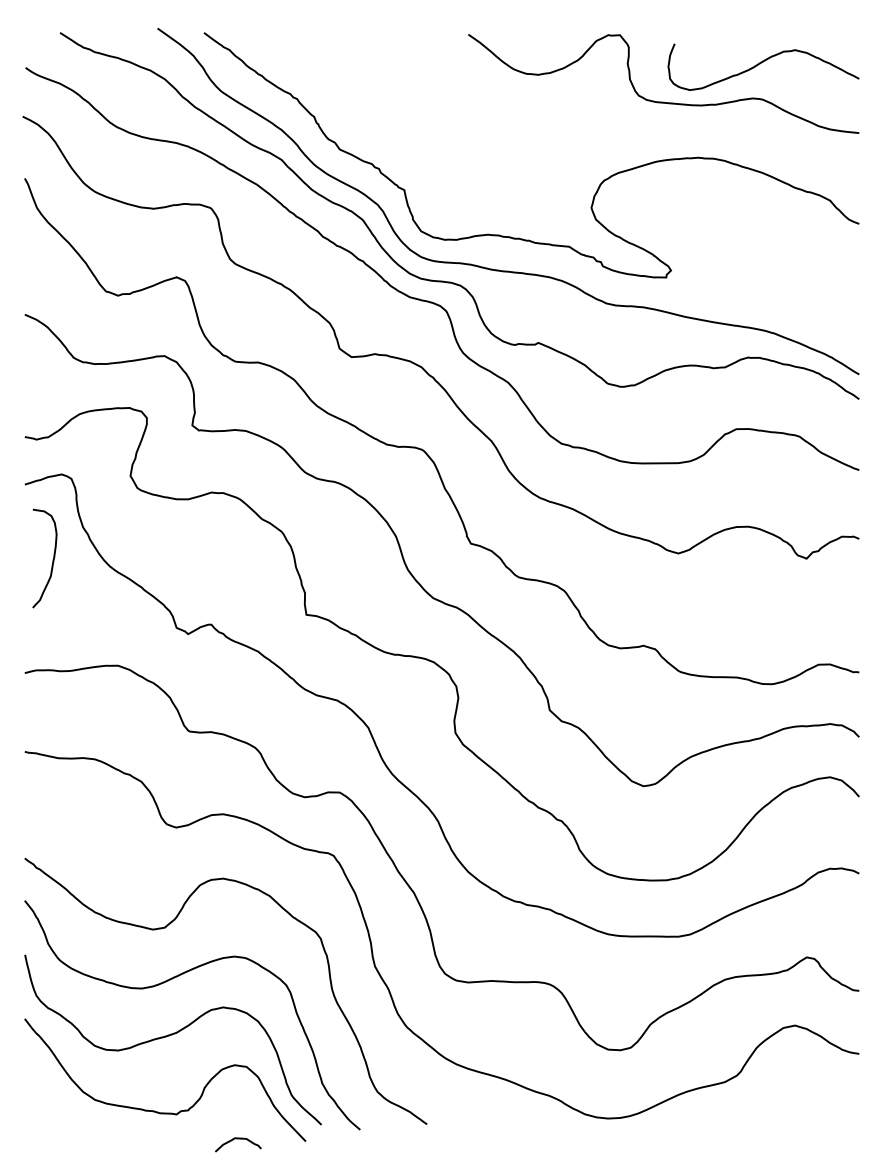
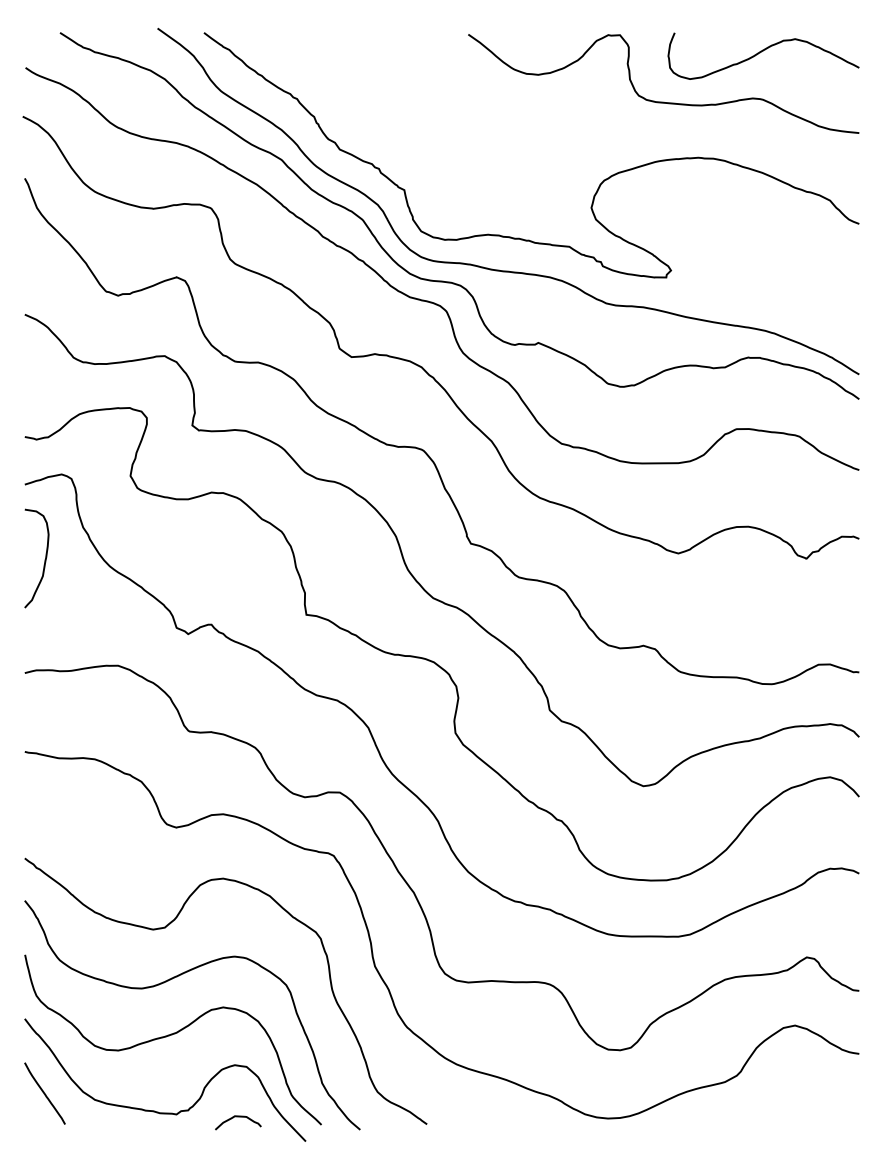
curve position: (761, 63) -> (761, 52) (761, 52)
curve position: (52, 559) -> (44, 559) (44, 559)
curve: none -> present (44, 1093)
curve position: (238, 1139) -> (238, 1117) (238, 1117)
